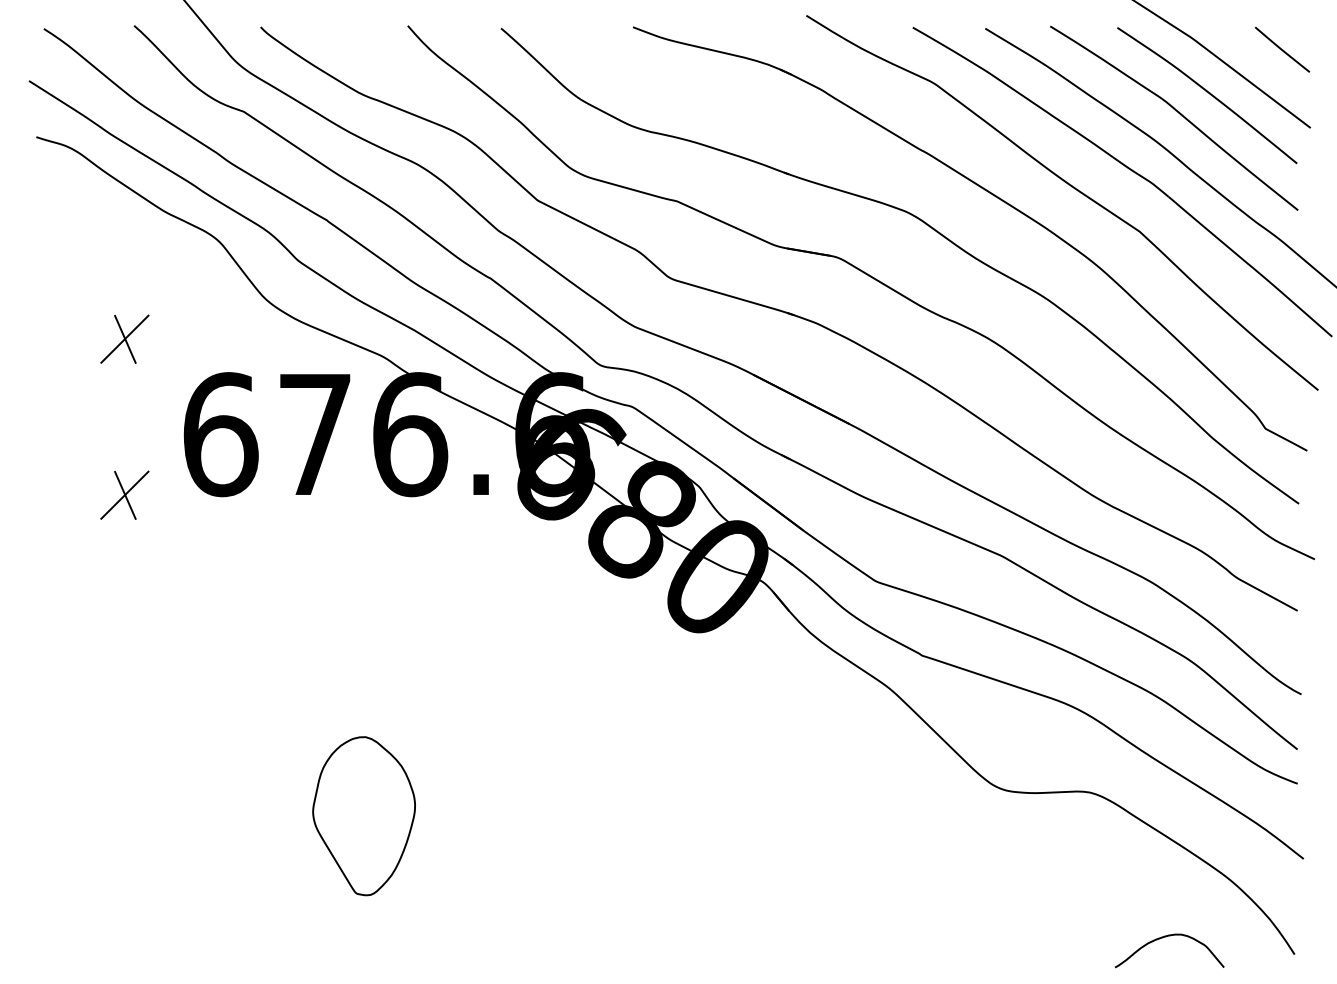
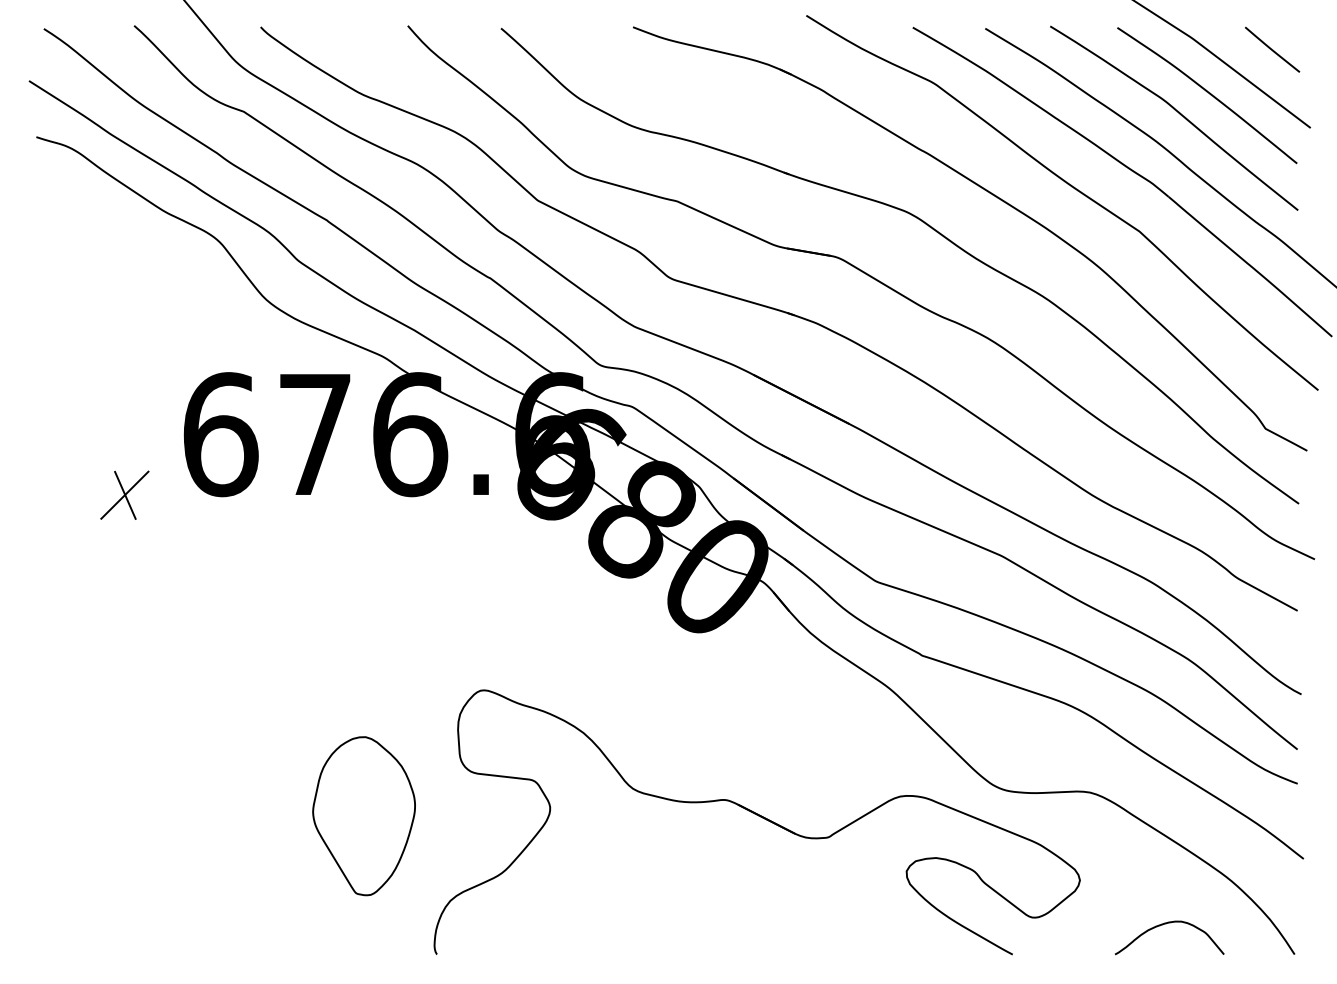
line position: (1282, 49) -> (1272, 49) (1272, 49)
part: present -> none (124, 338)
part: none -> present (758, 816)
curve position: (1166, 937) -> (1166, 924) (1166, 924)
